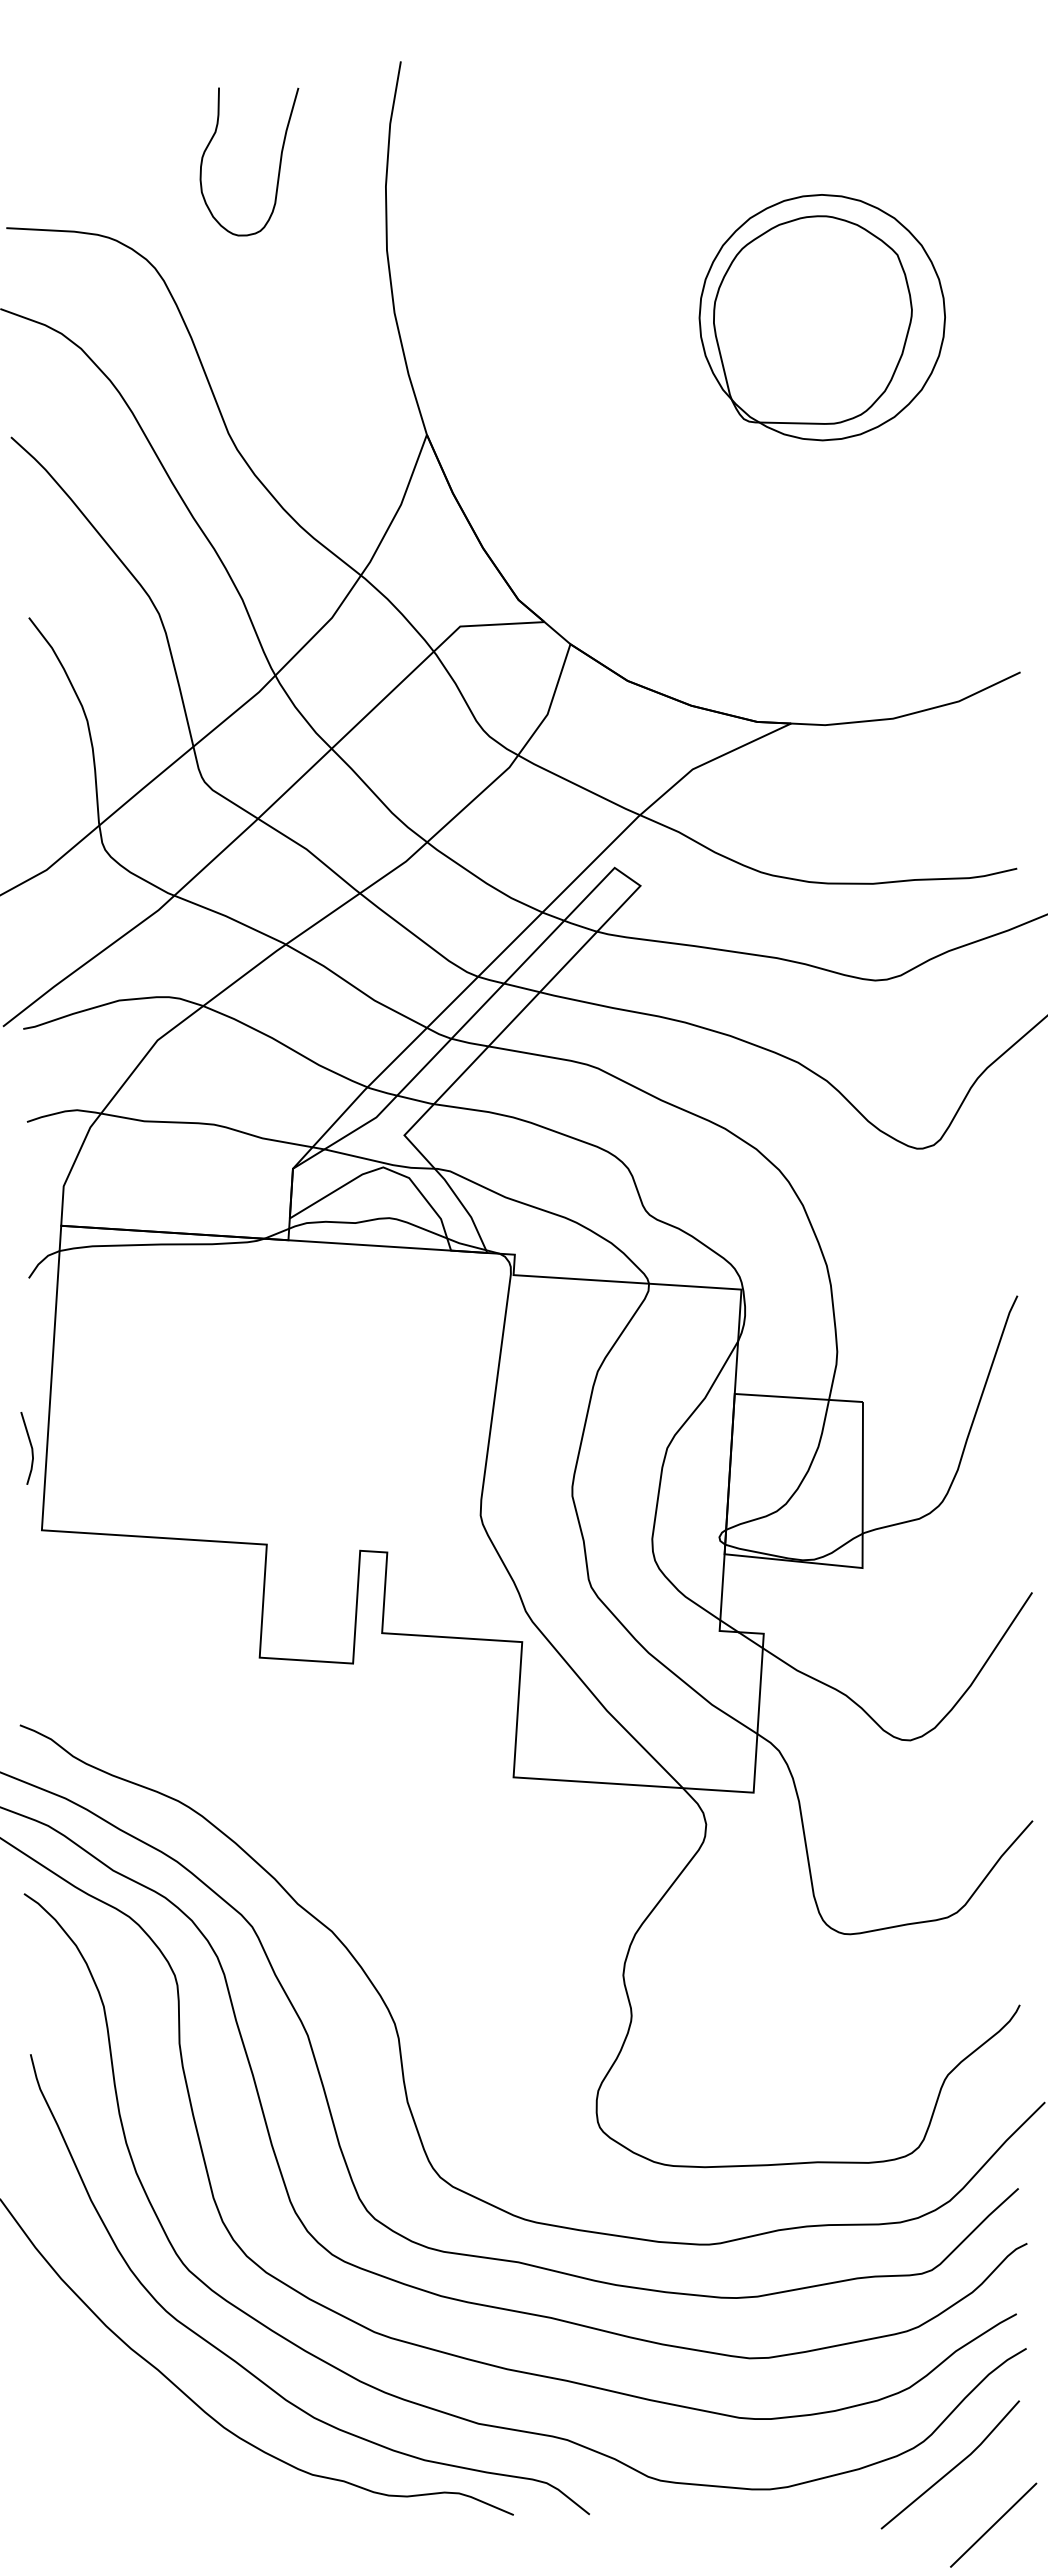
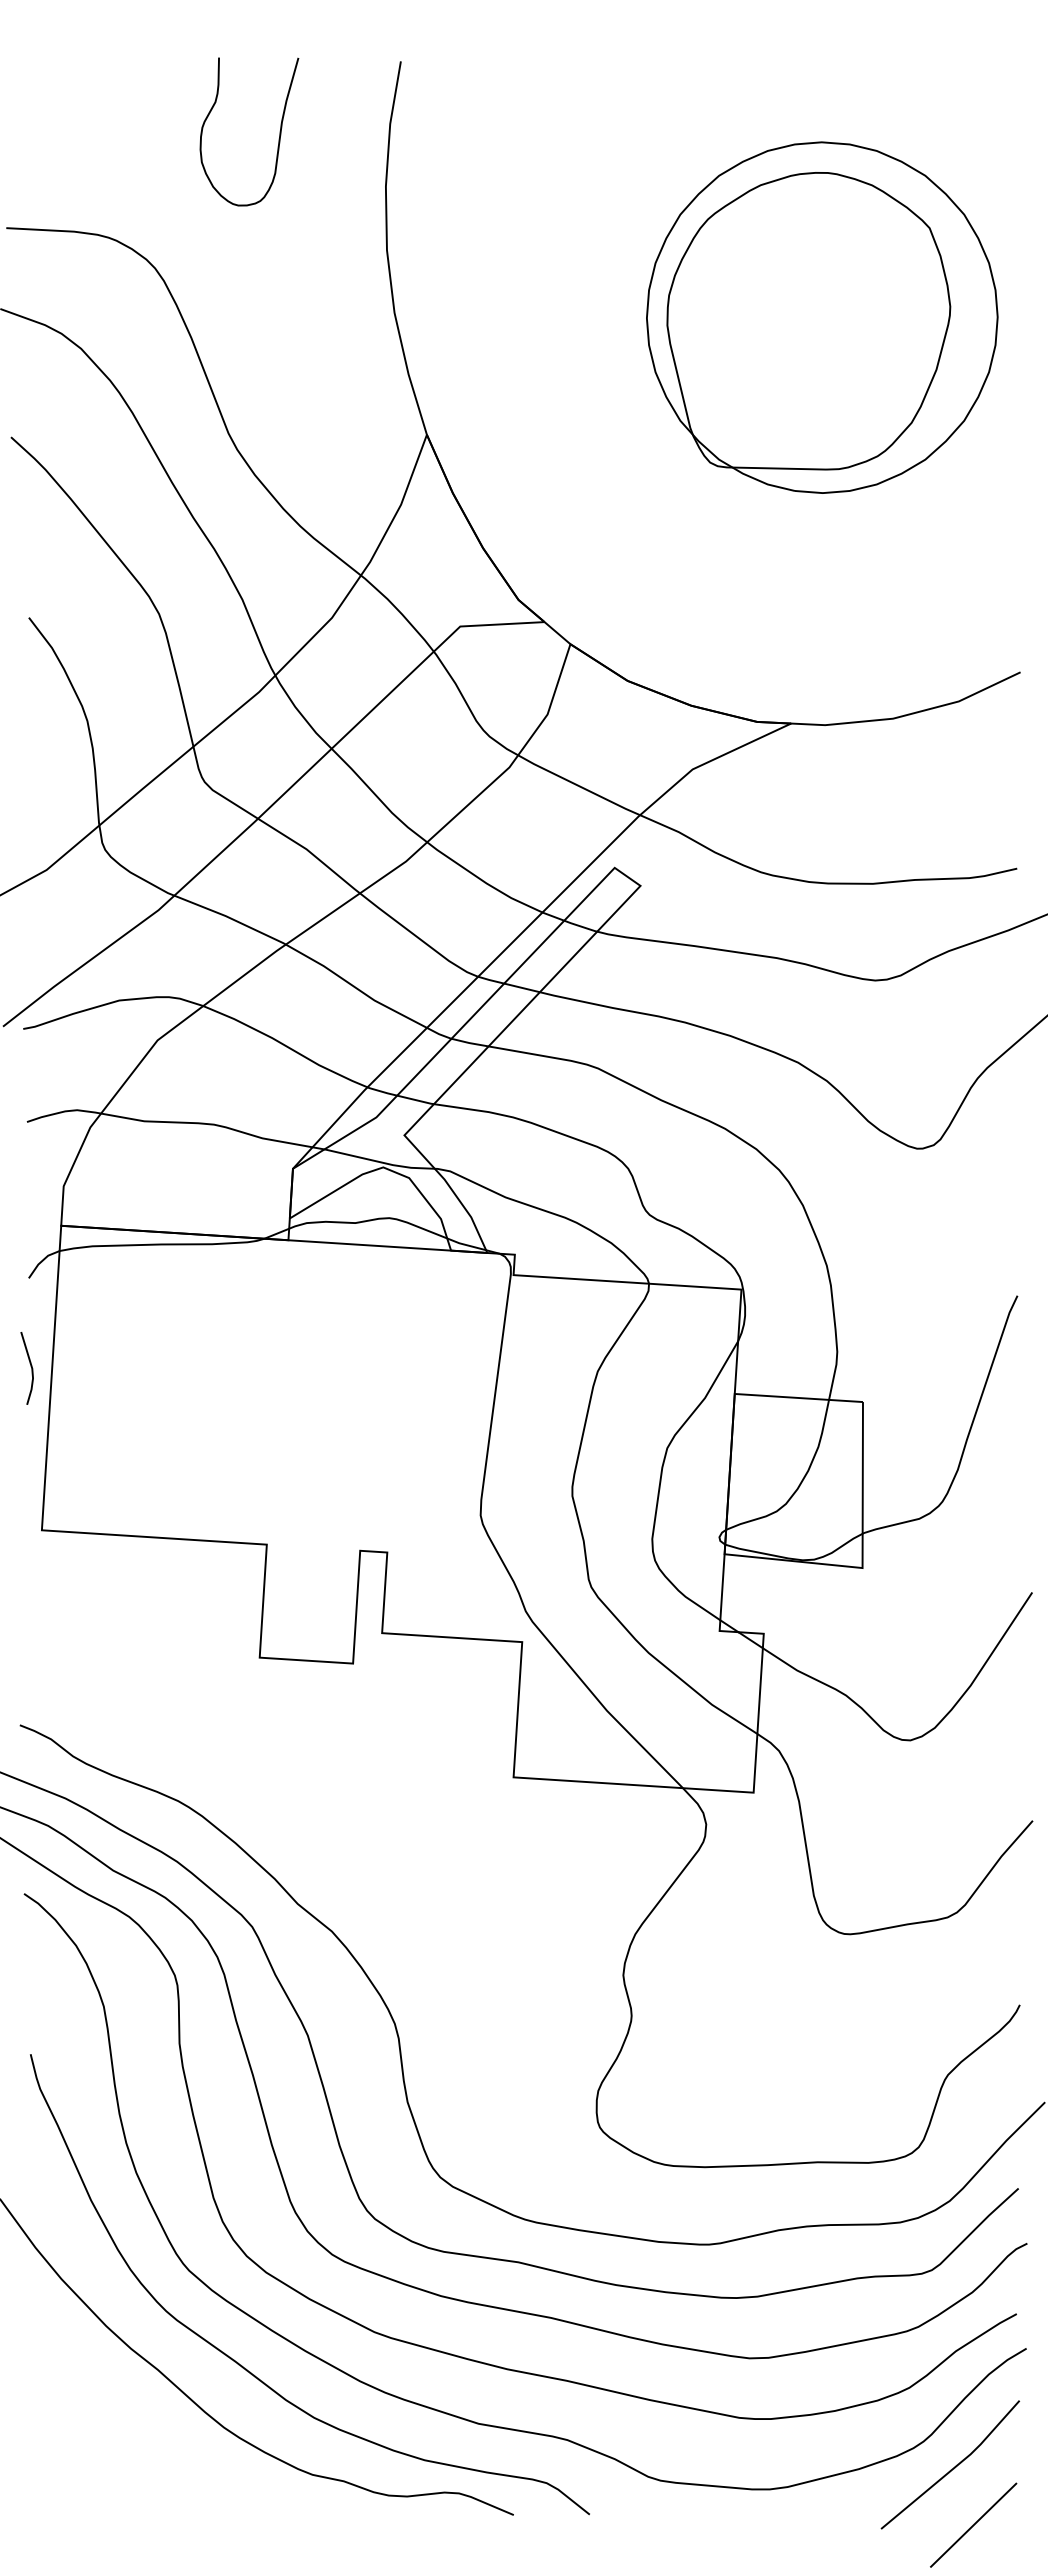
curve position: (278, 168) -> (278, 138) (278, 138)
part size: 248x248 px -> 353x353 px (822, 317)
line position: (30, 1446) -> (30, 1366) (30, 1366)
line position: (993, 2524) -> (973, 2524) (973, 2524)
